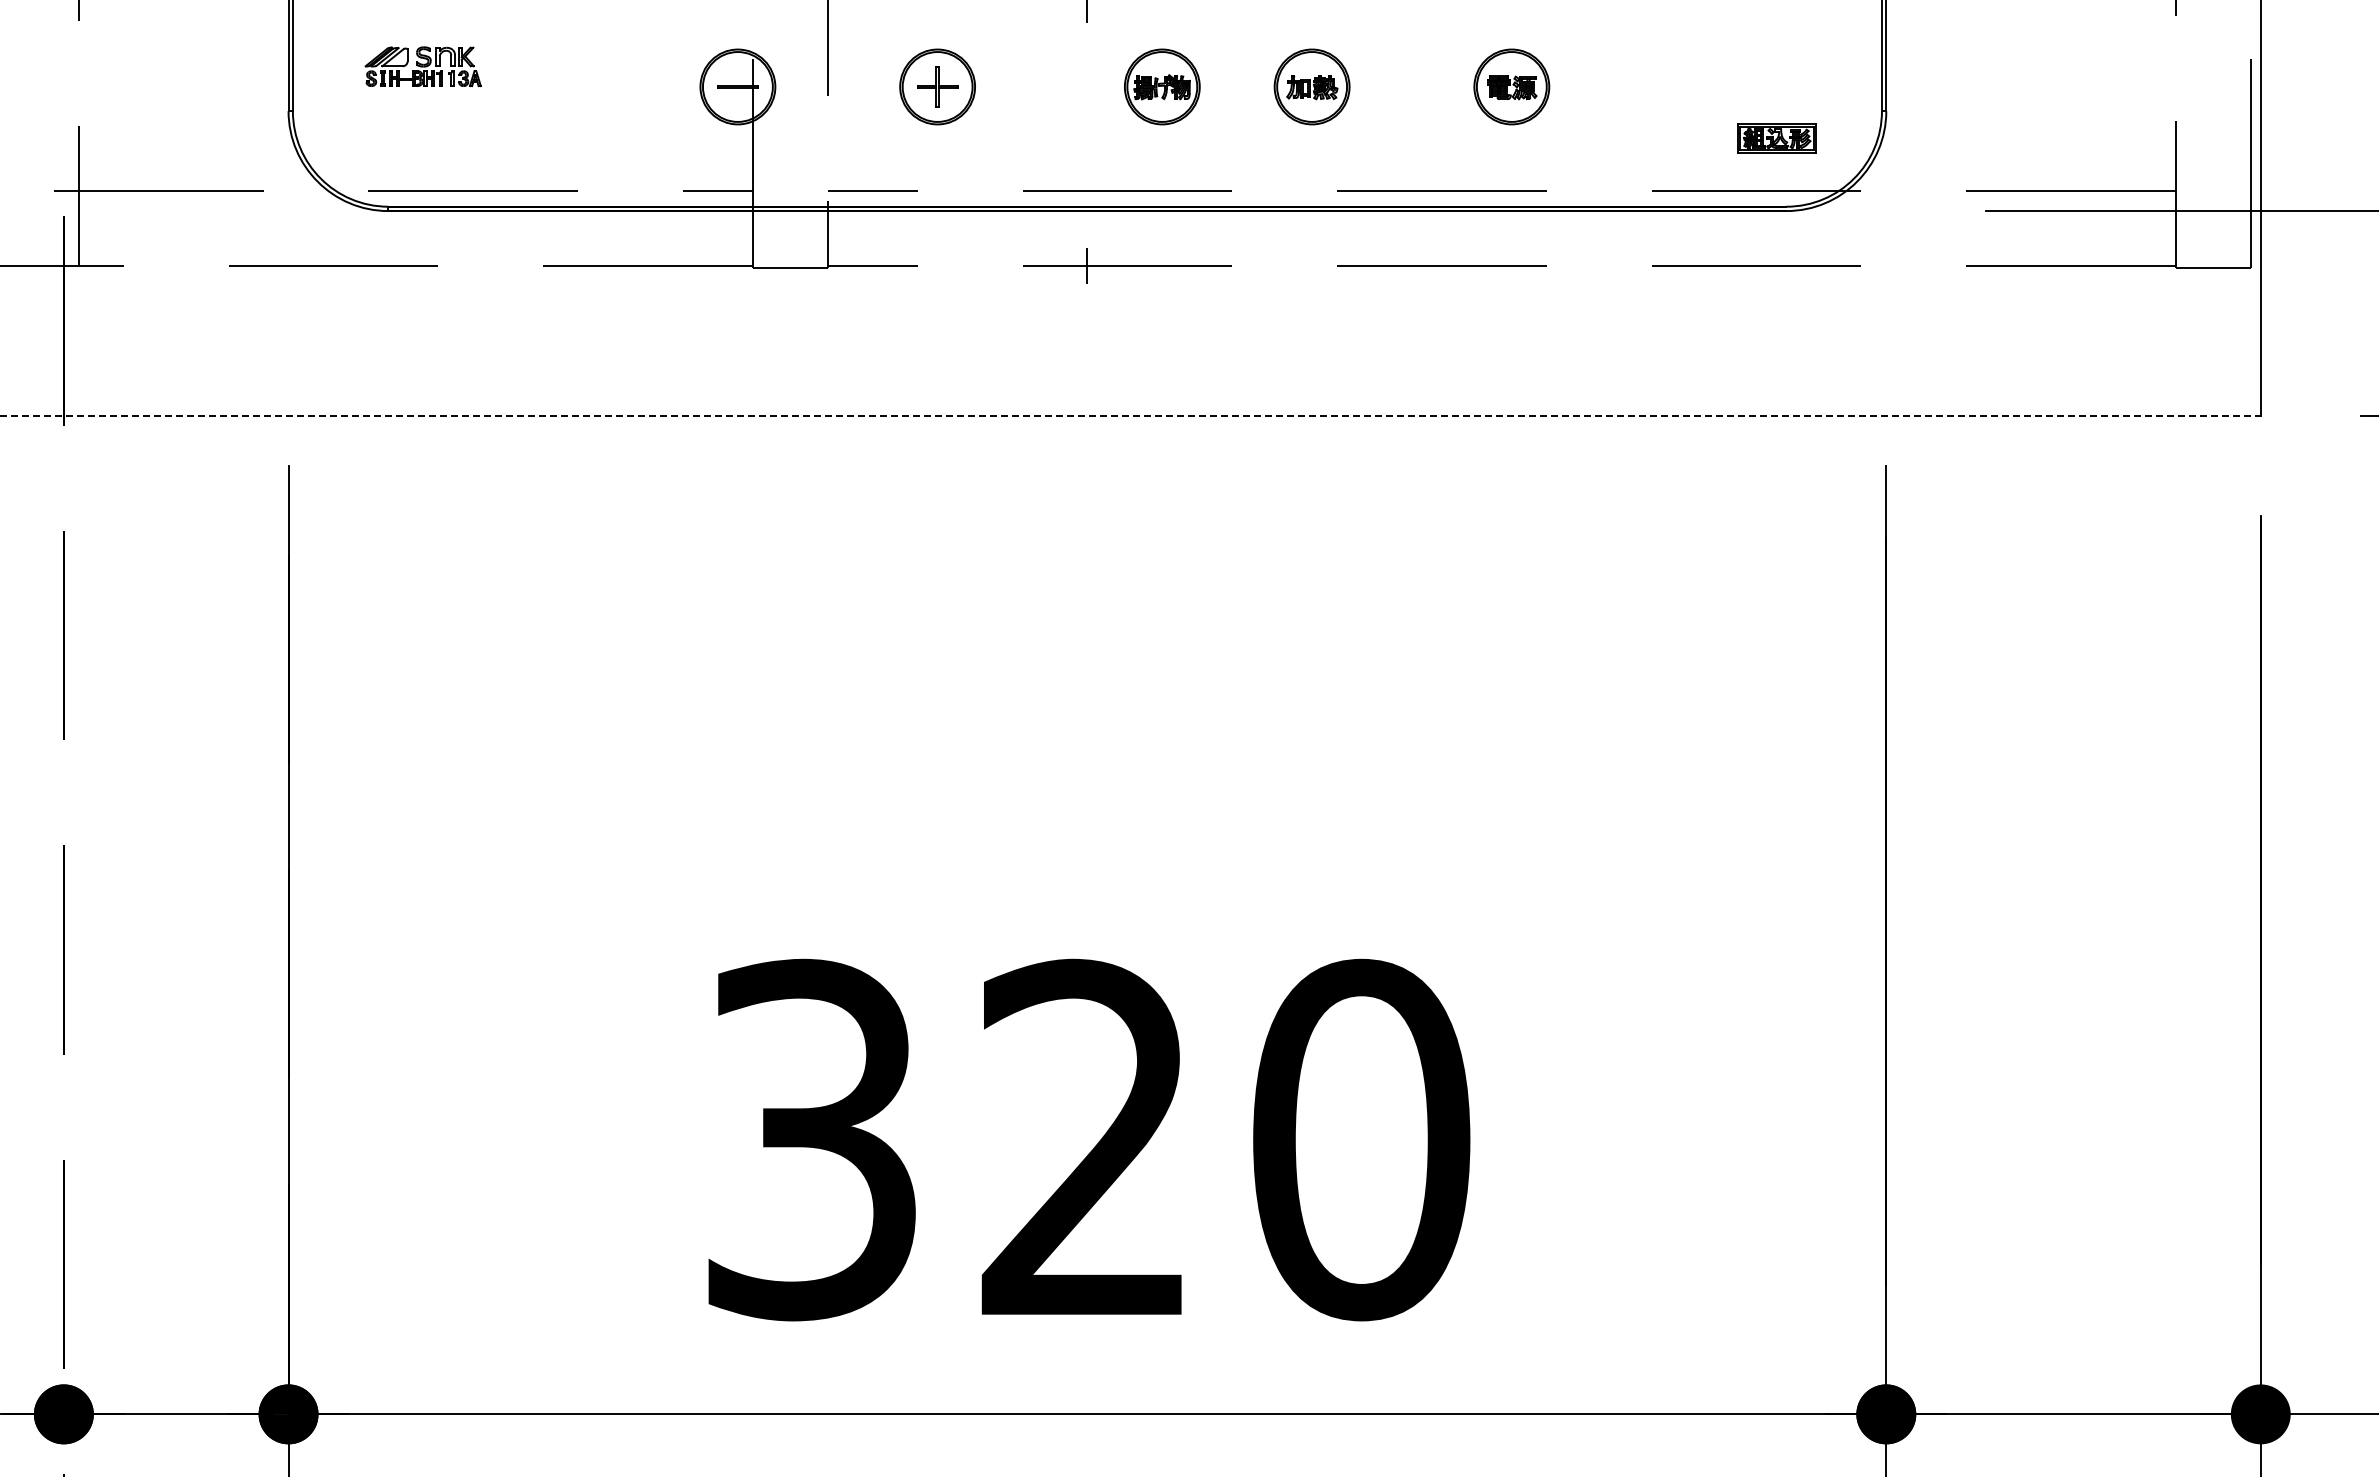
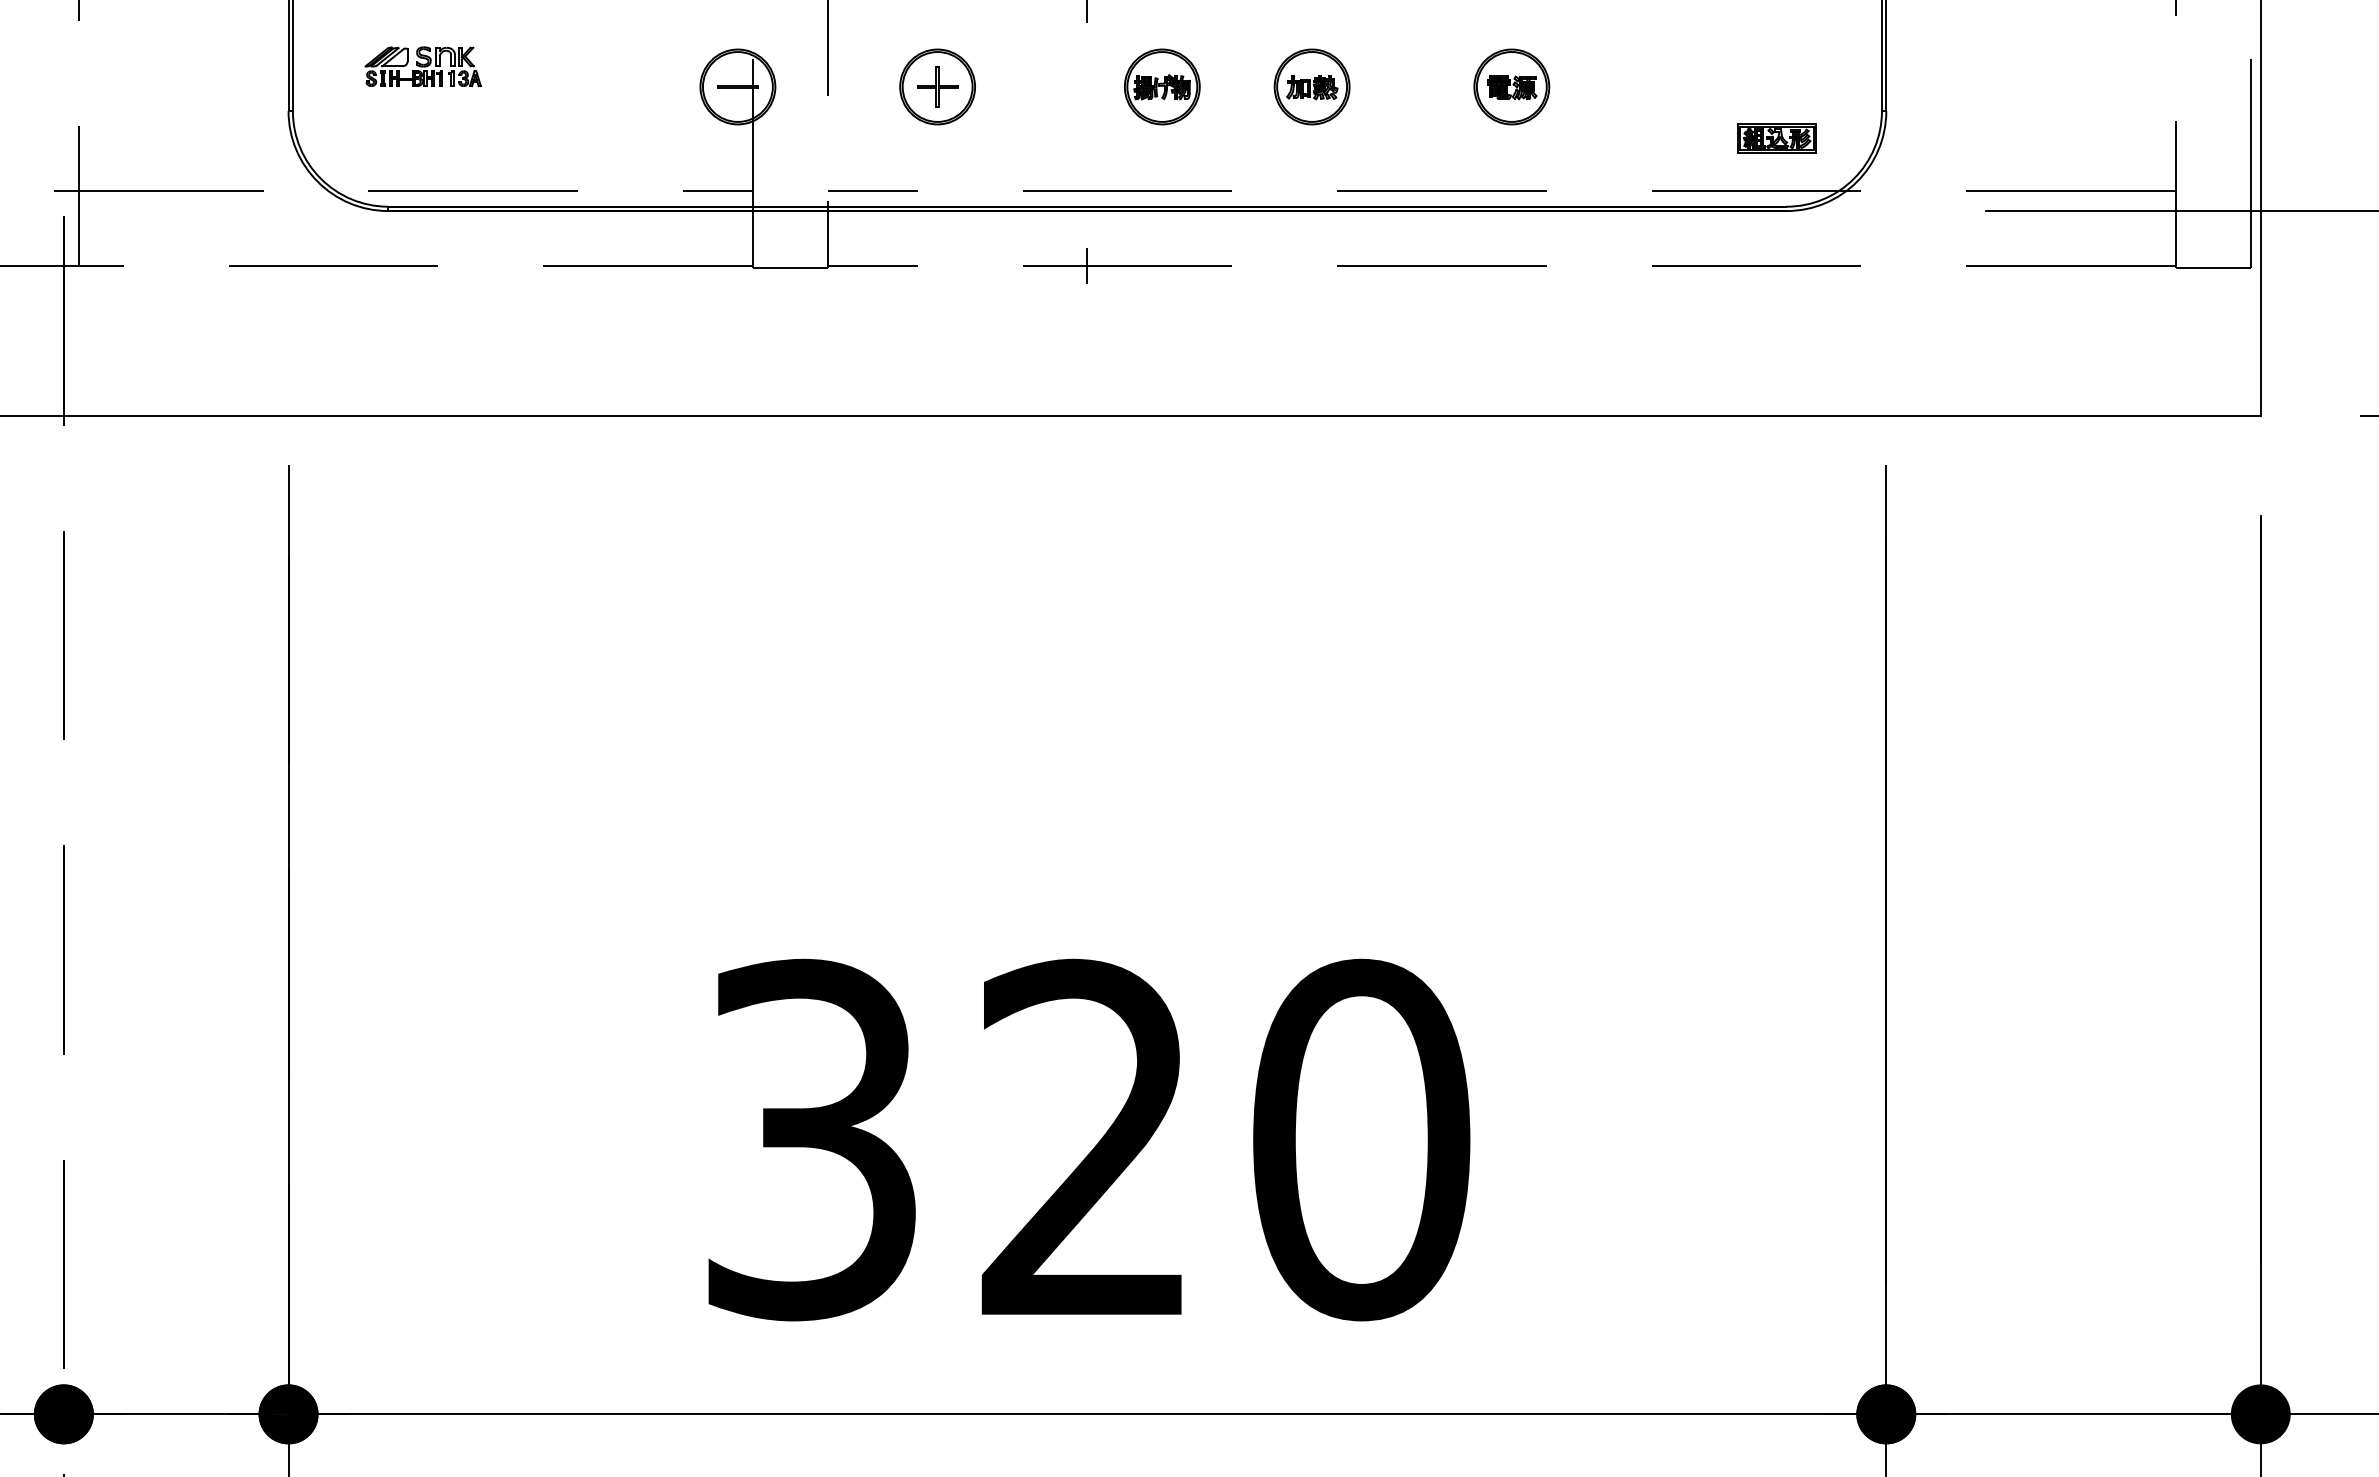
line: dashed -> solid (1130, 415)
